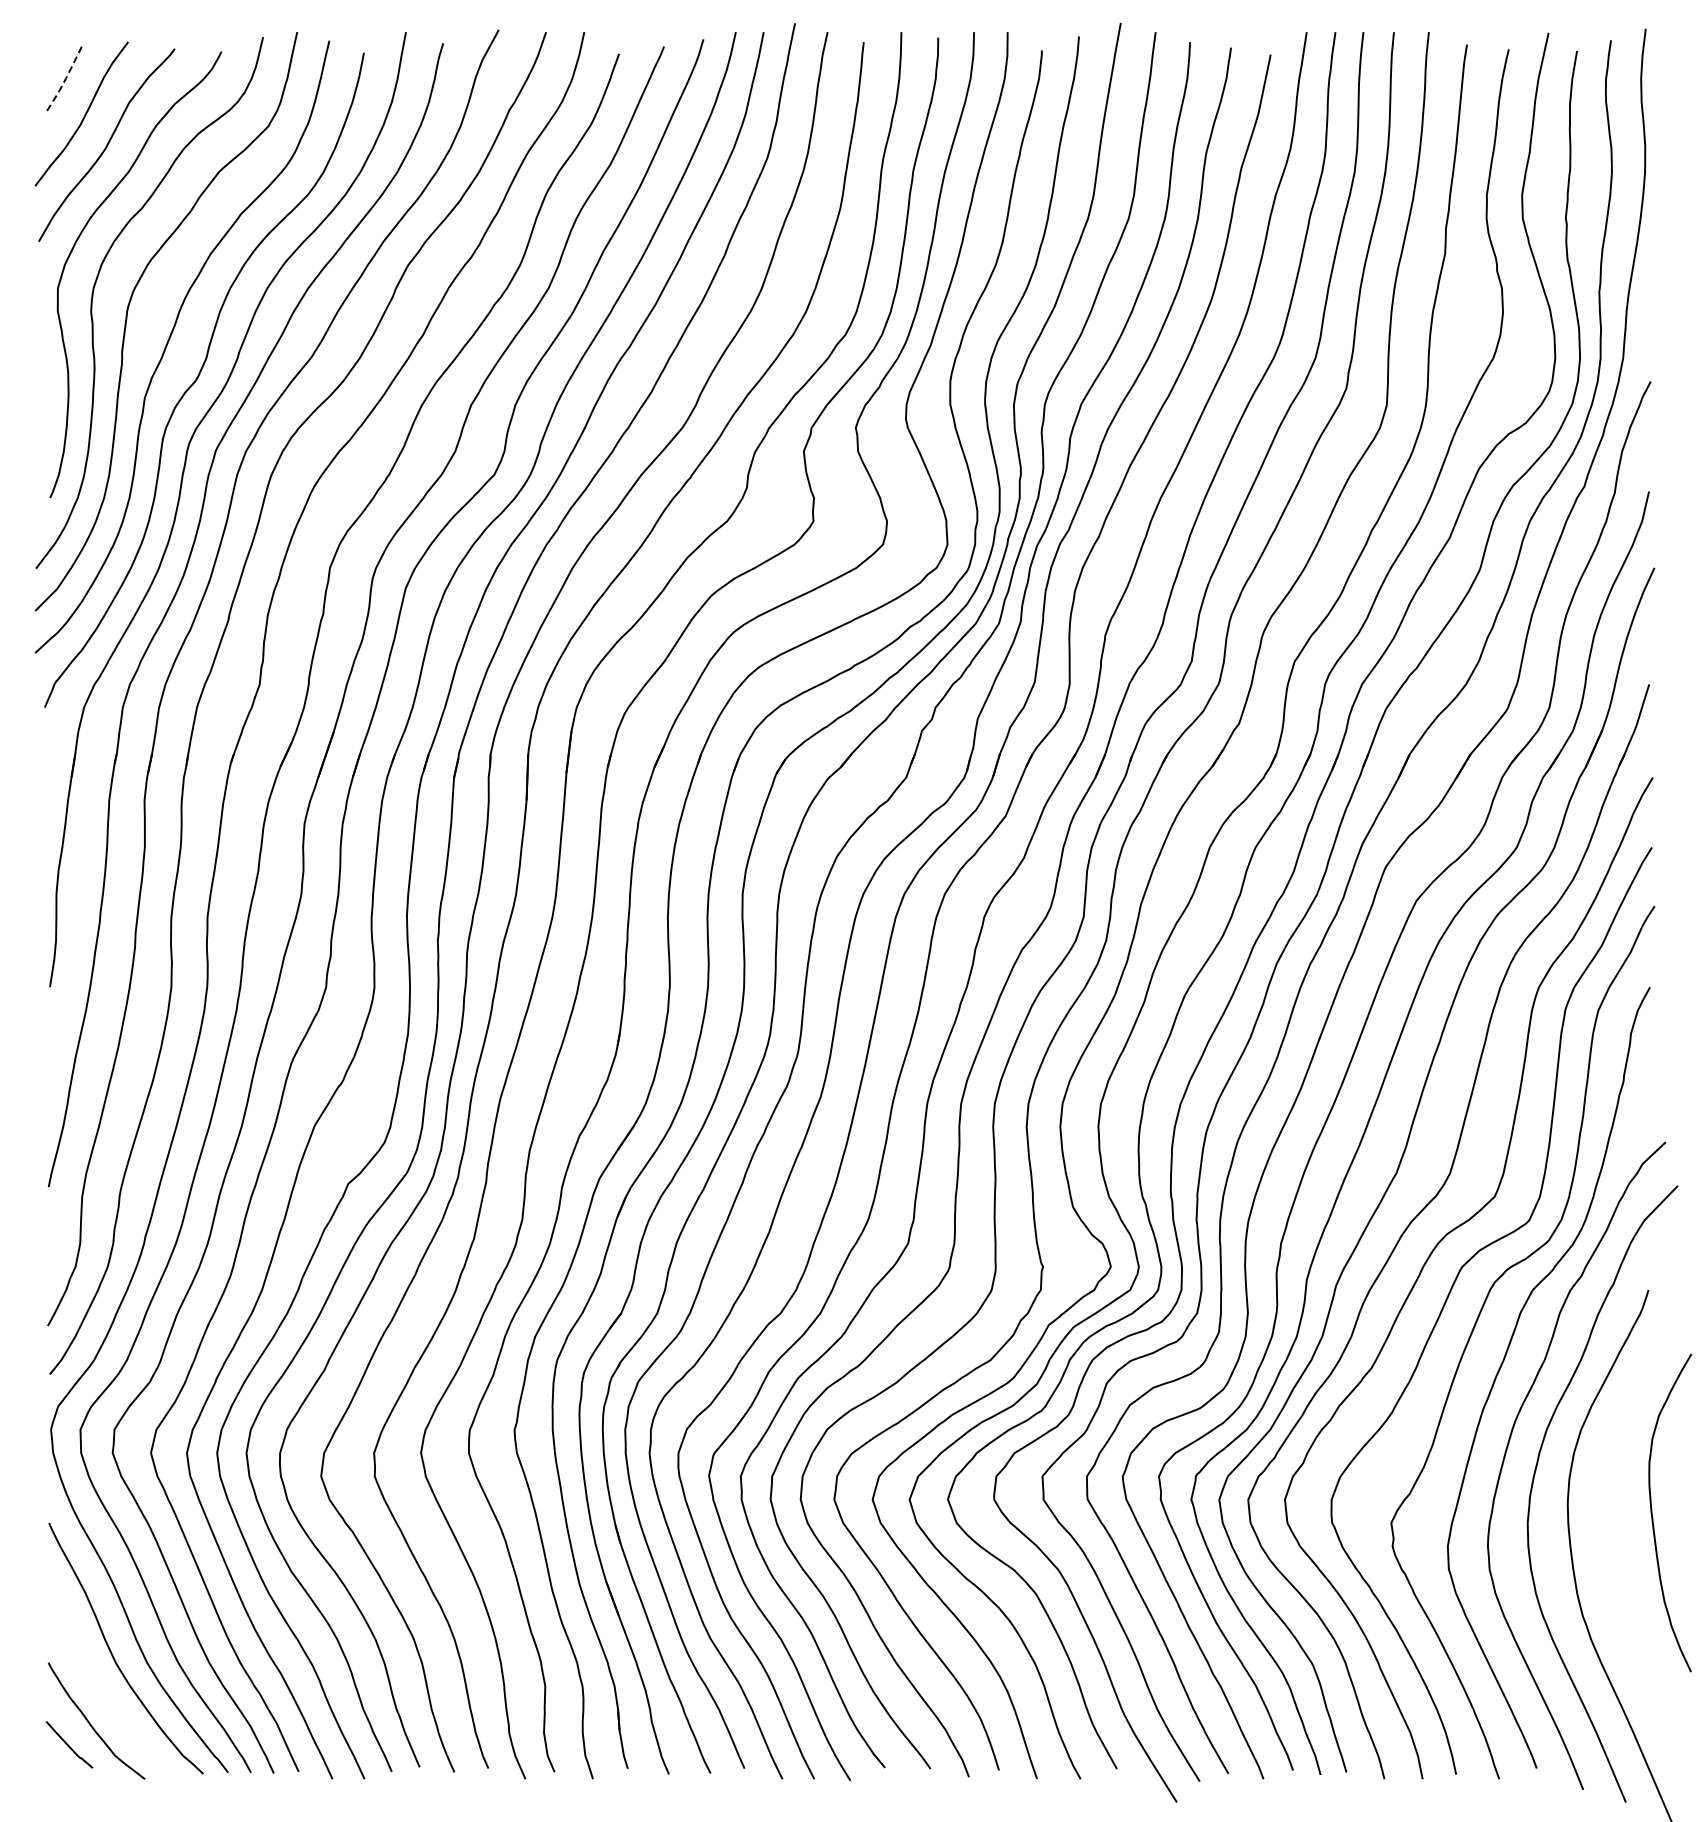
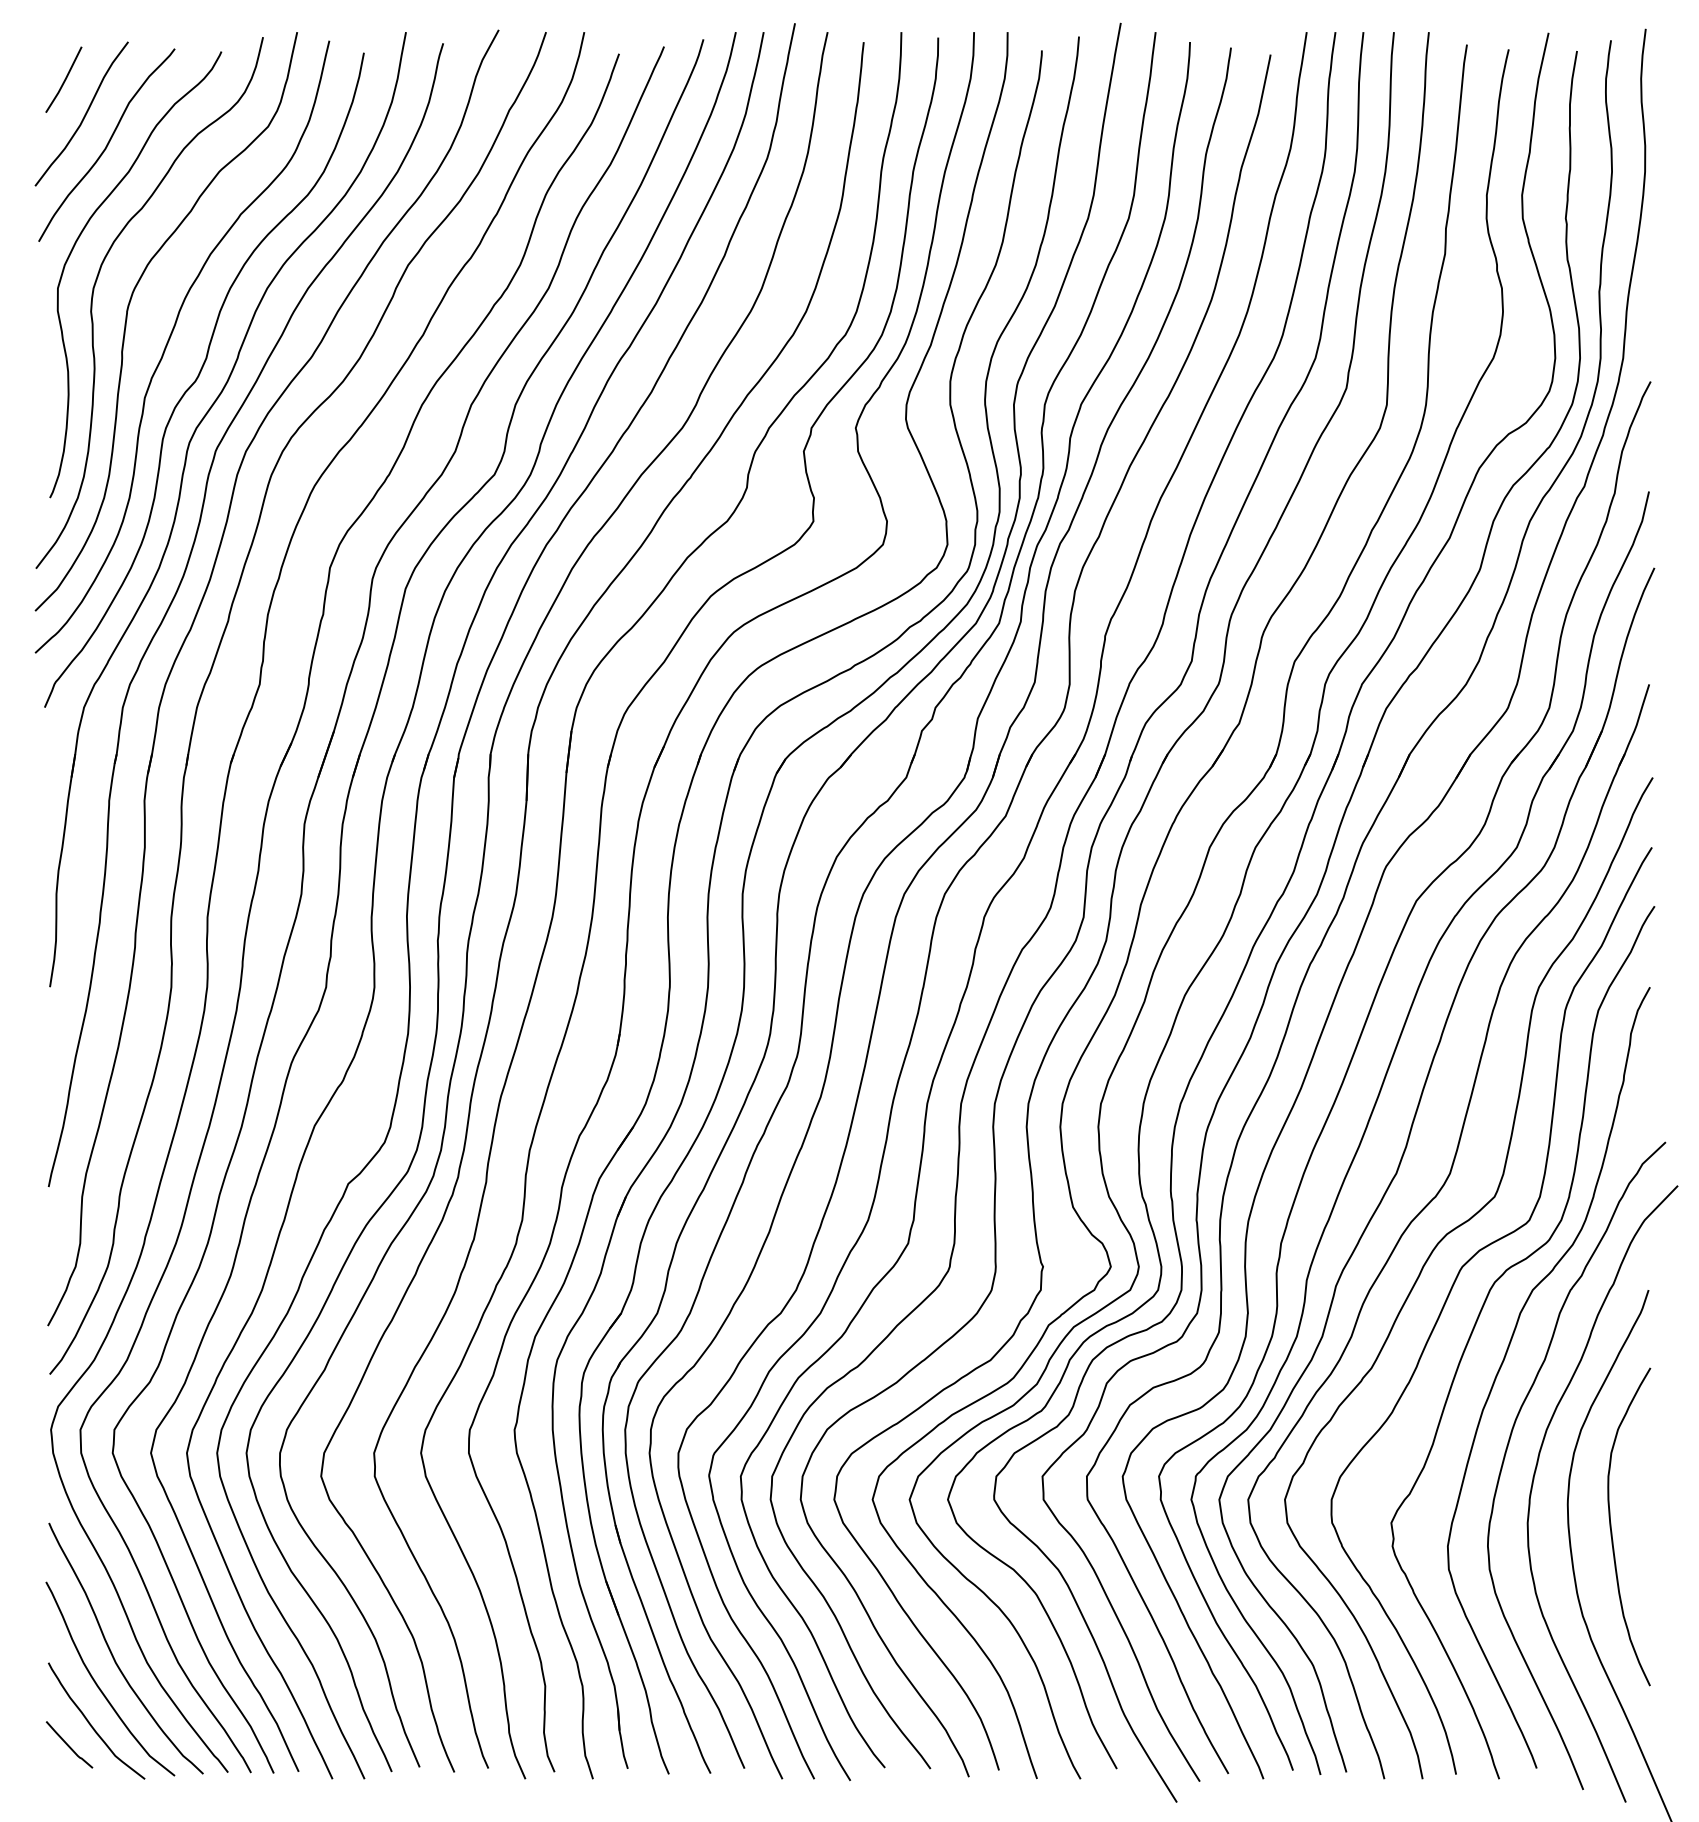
line: dashed -> solid (65, 80)
curve position: (1653, 1517) -> (1612, 1531) (1612, 1531)
curve: none -> present (99, 1686)
